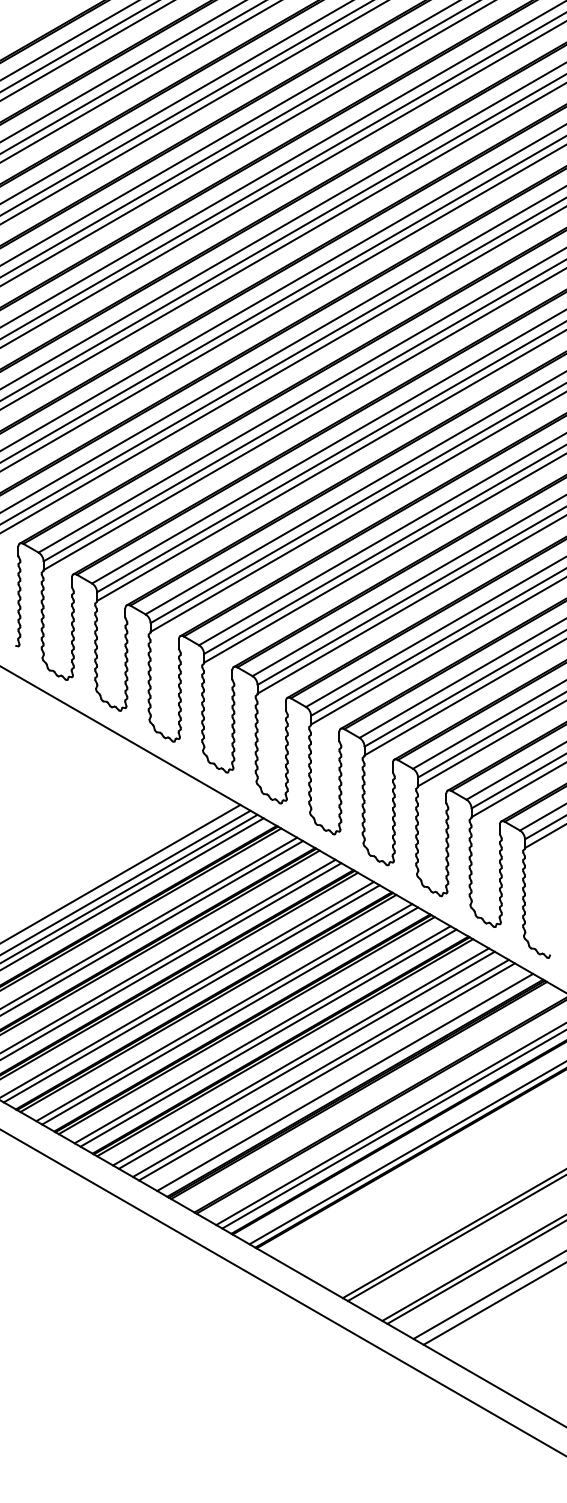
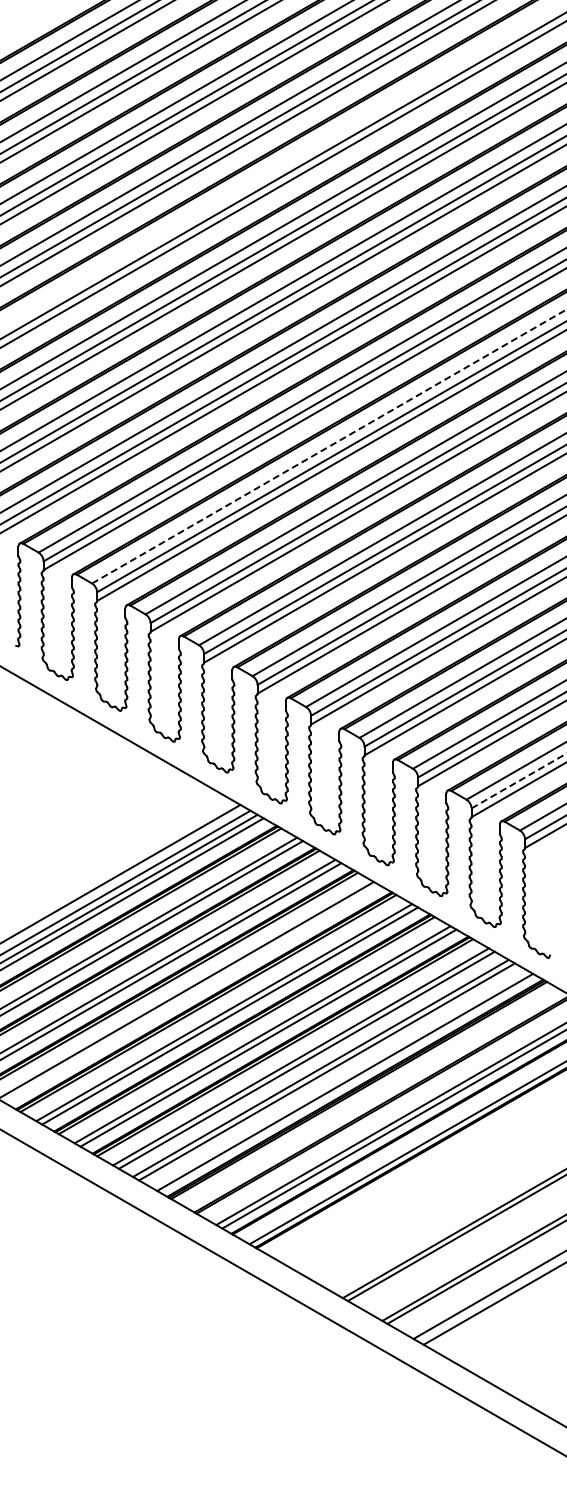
line: present -> none (282, 164)
line: solid -> dashed (329, 446)
line: solid -> dashed (519, 780)
line: present -> none (191, 993)
